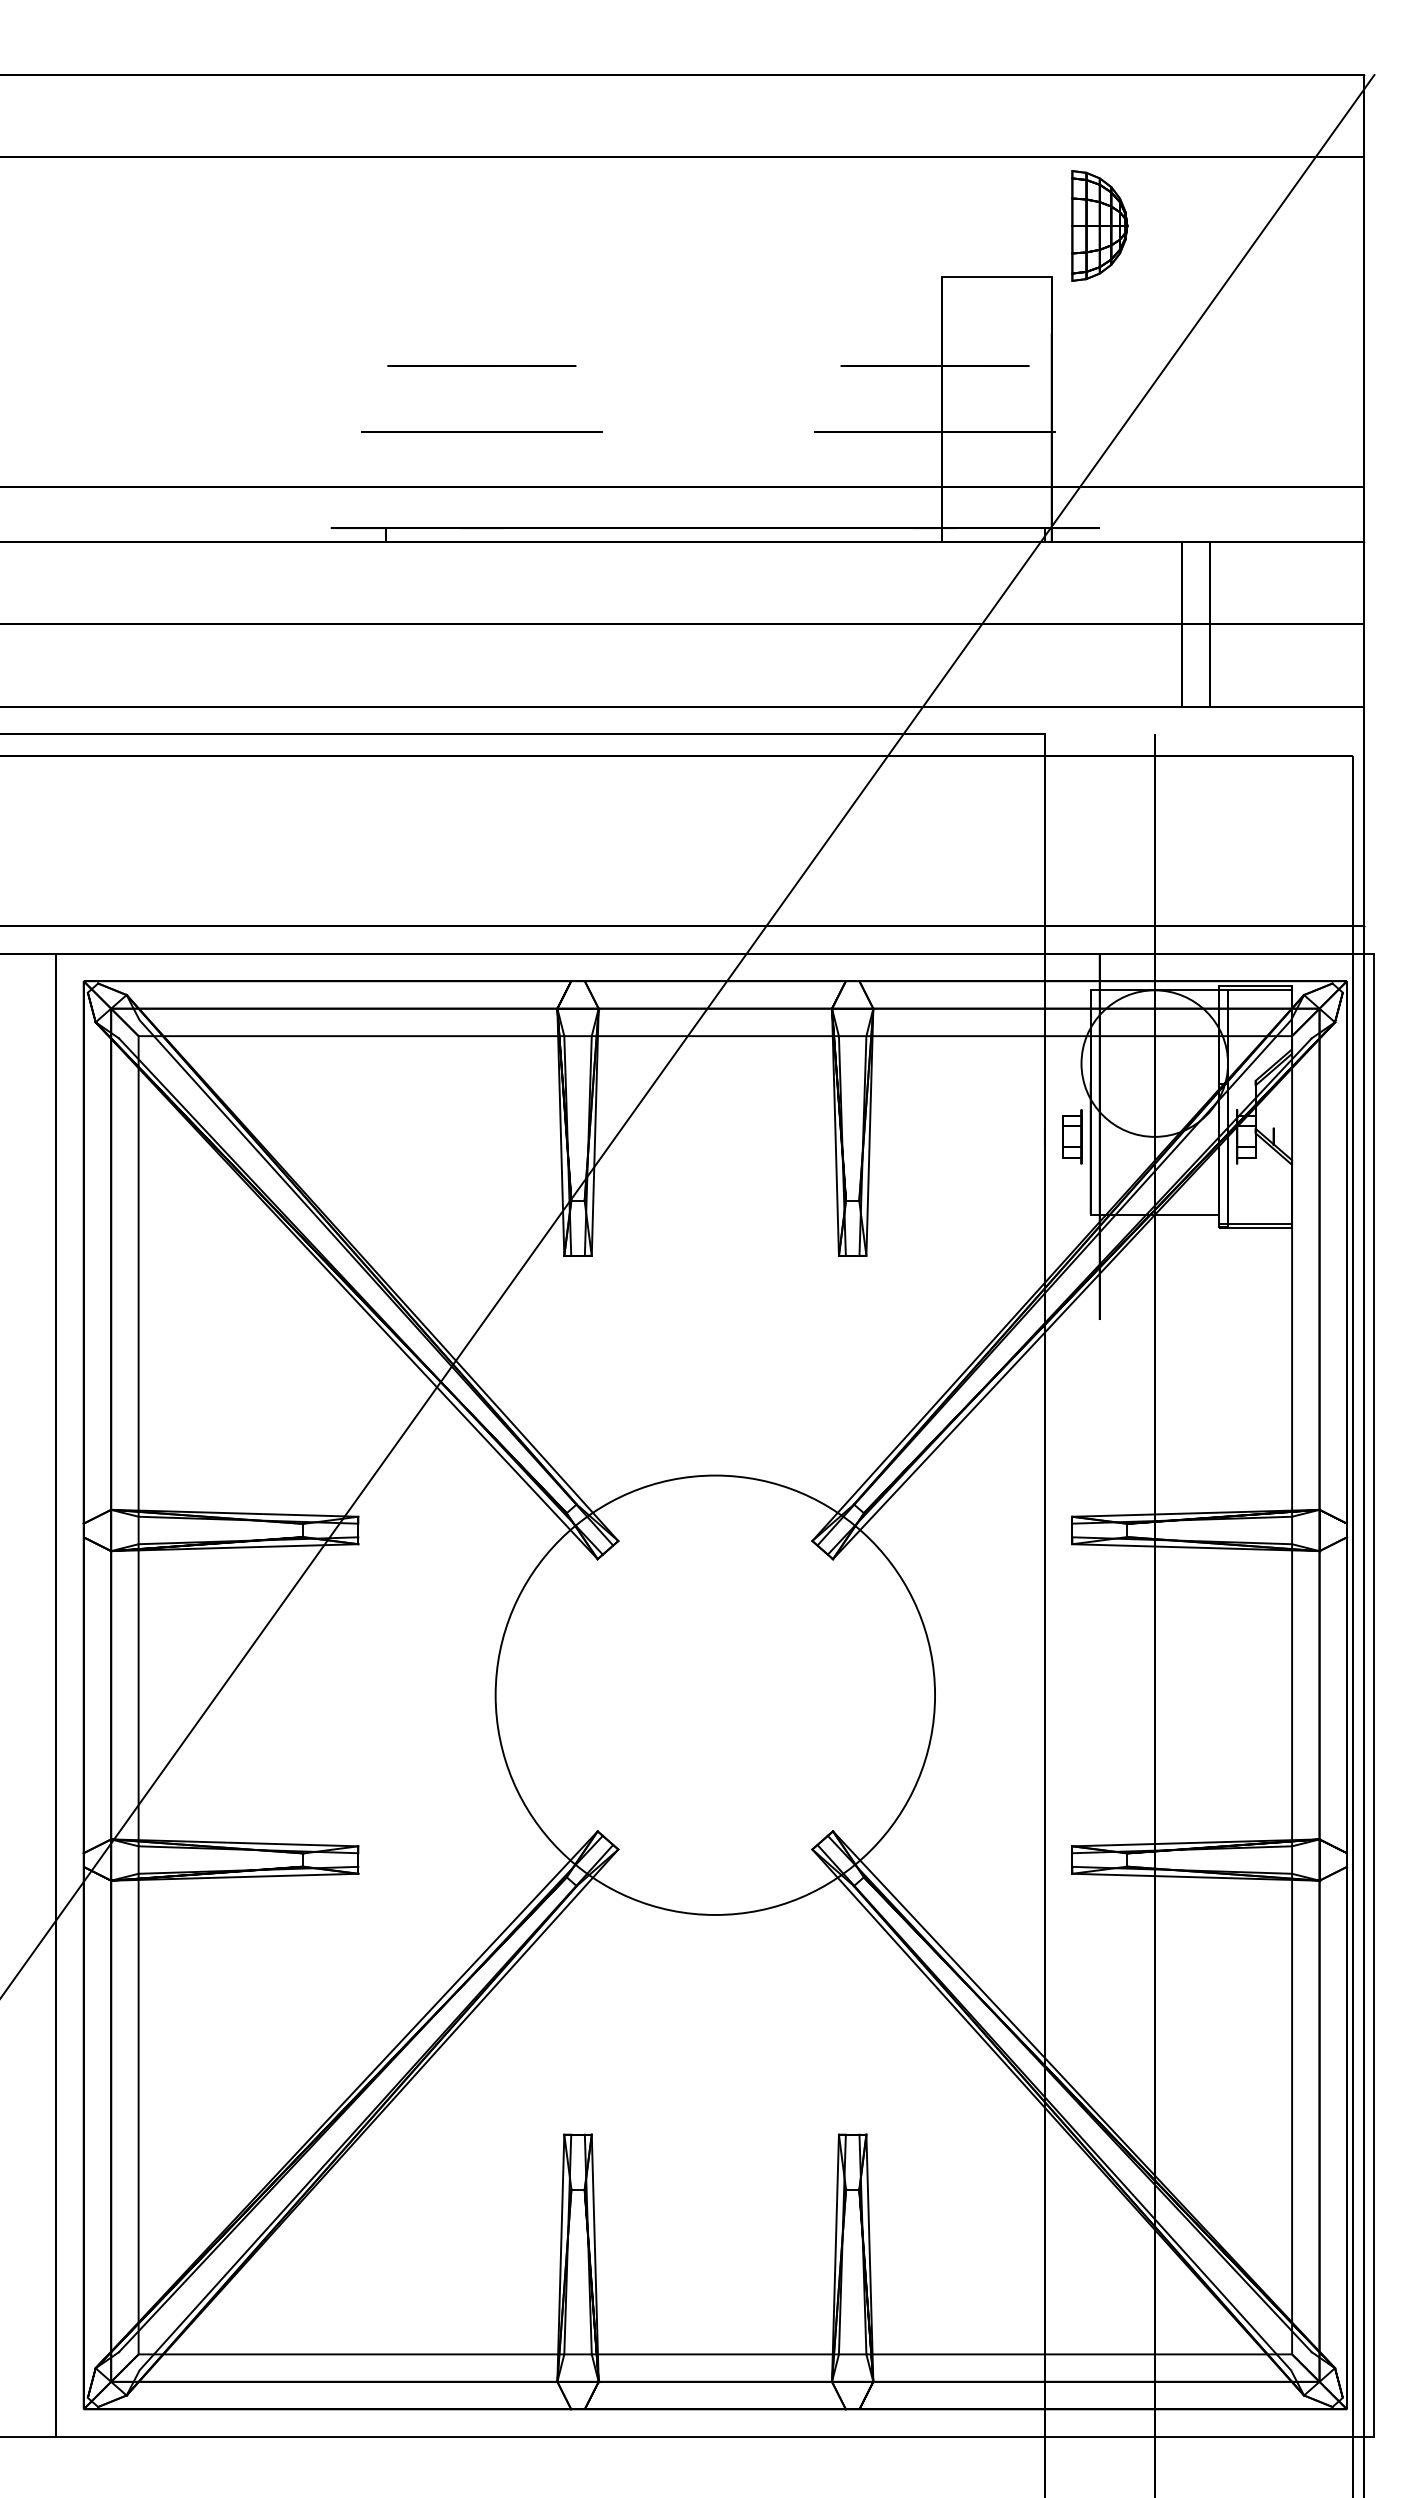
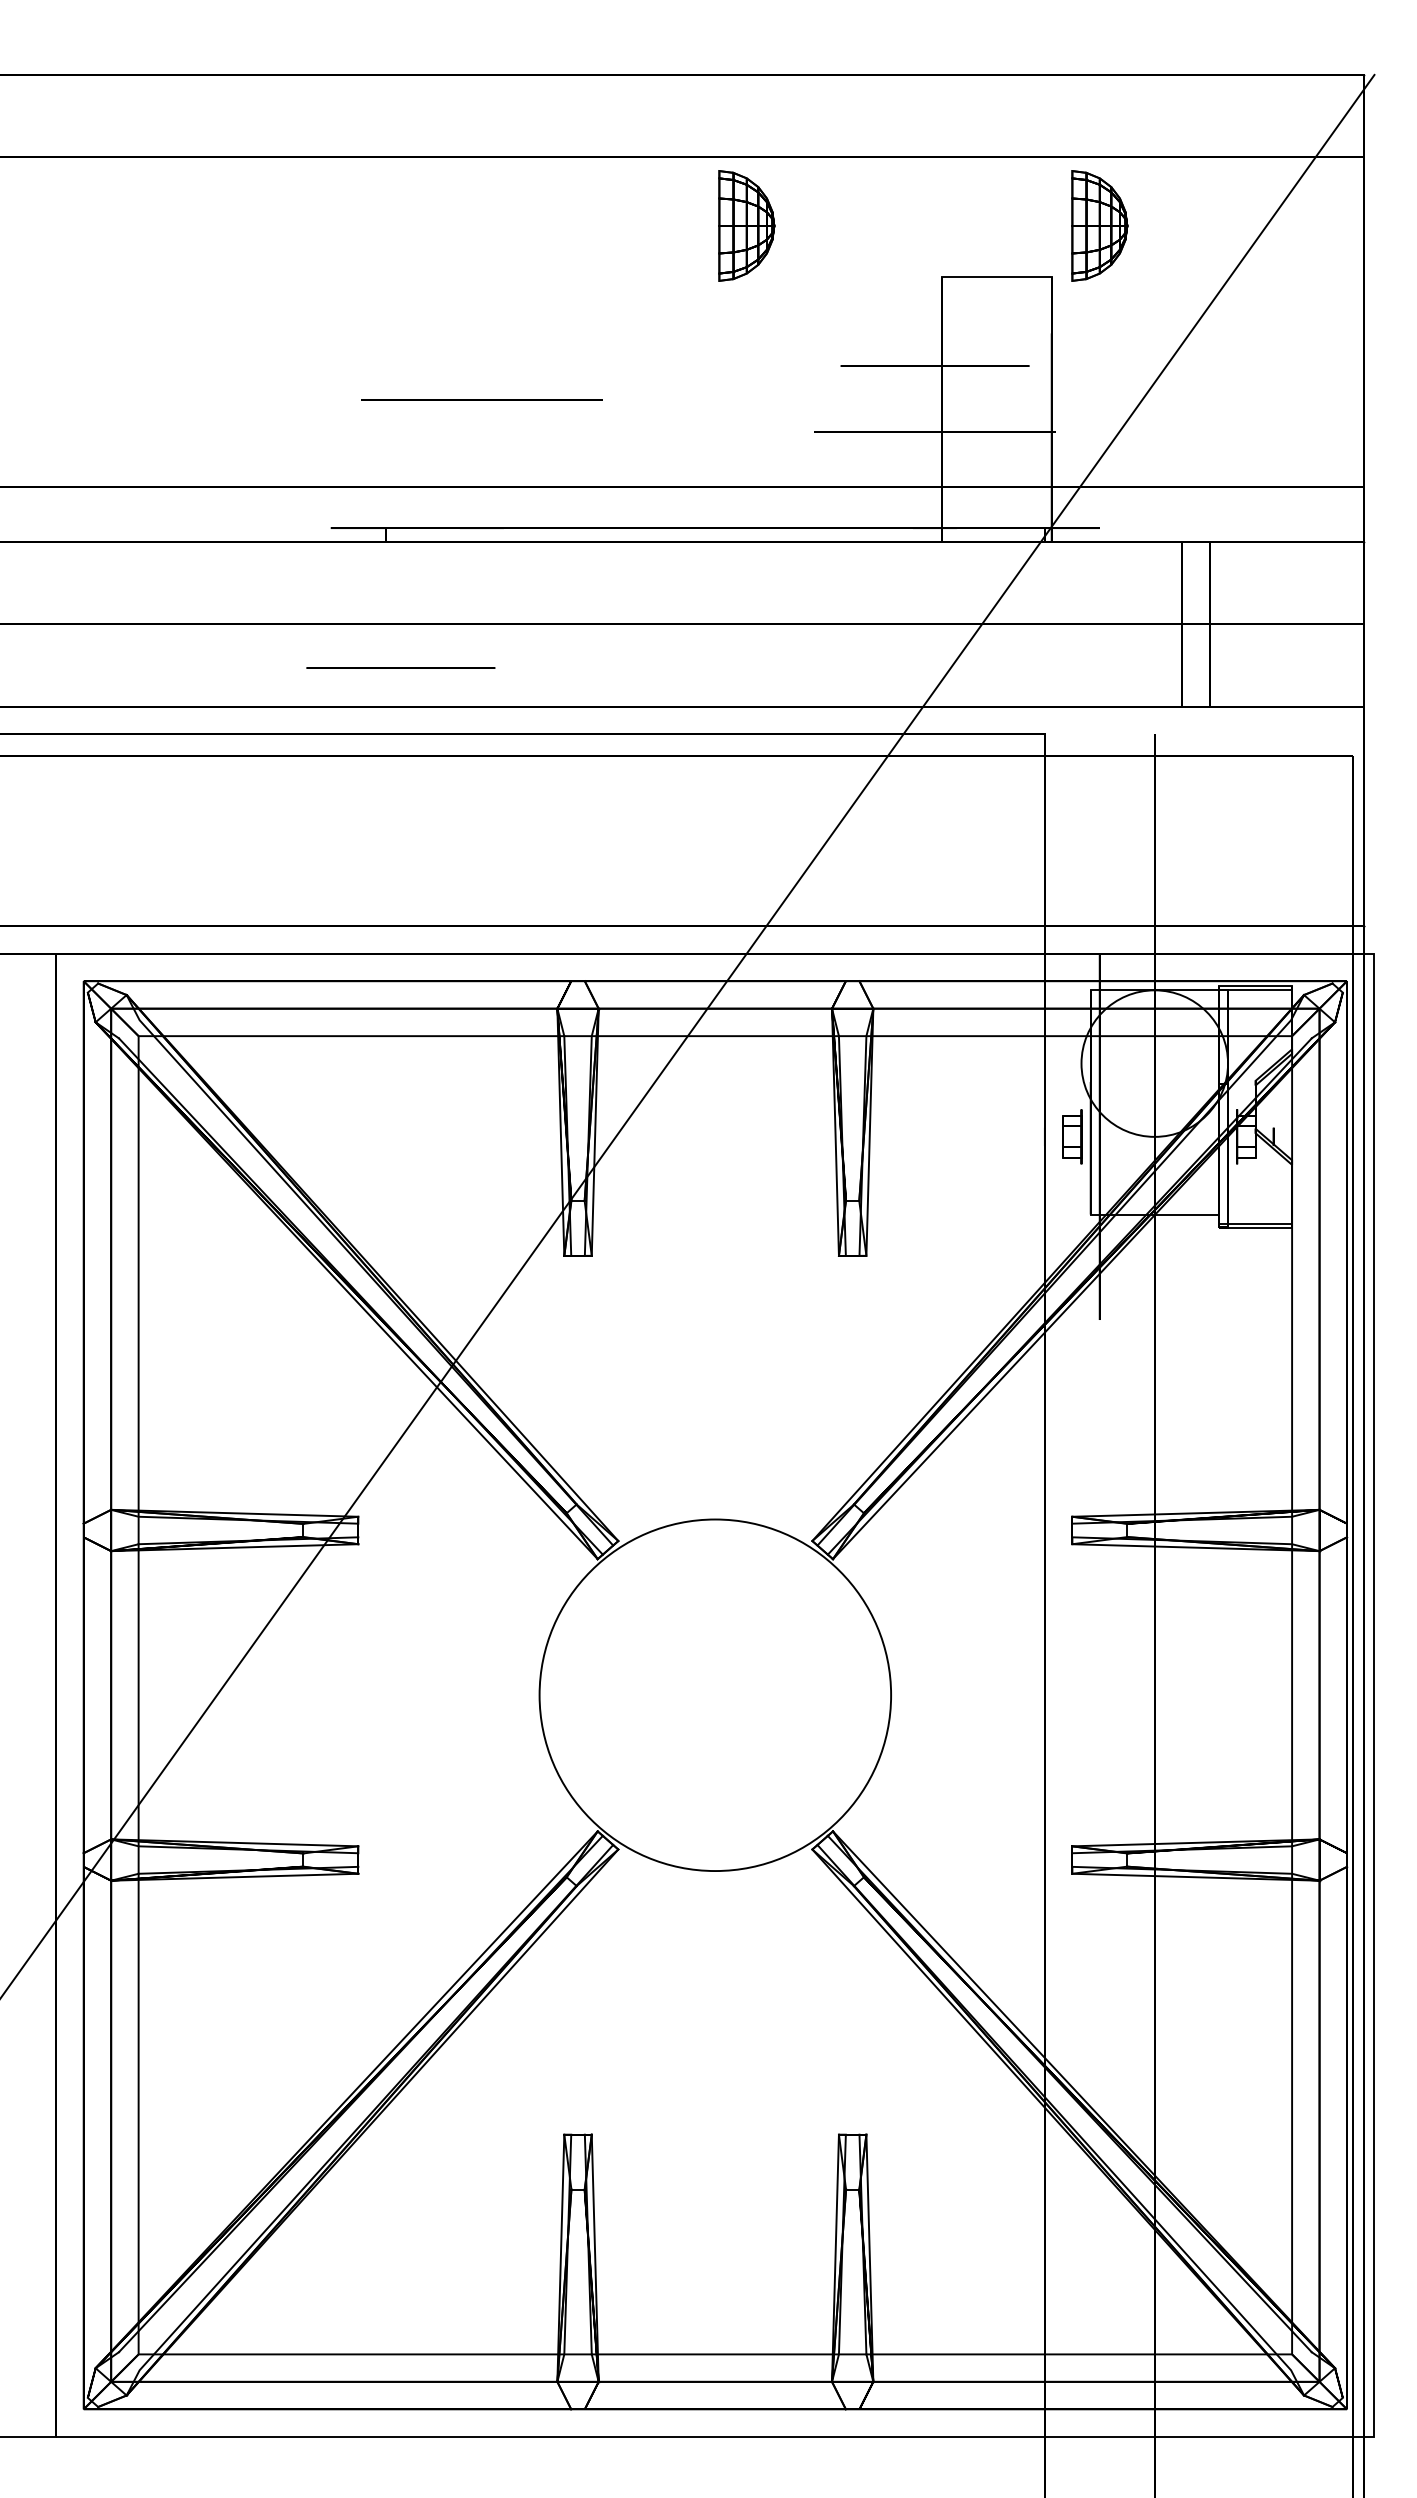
part: none -> present (746, 225)
line position: (481, 365) -> (400, 667) (400, 667)
circle position: (481, 431) -> (481, 399) (481, 399)
circle diameter: 439 px -> 352 px (715, 1695)
